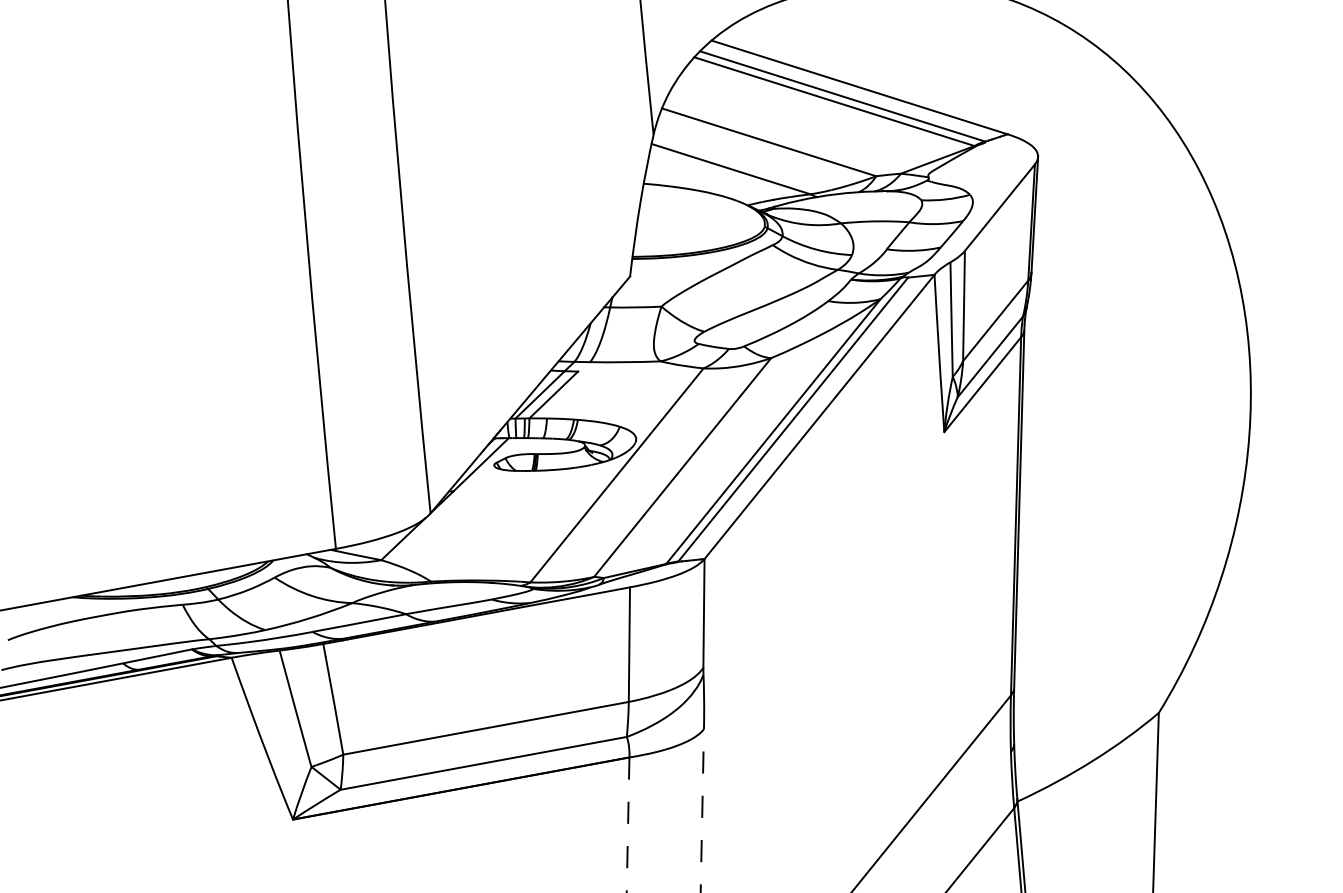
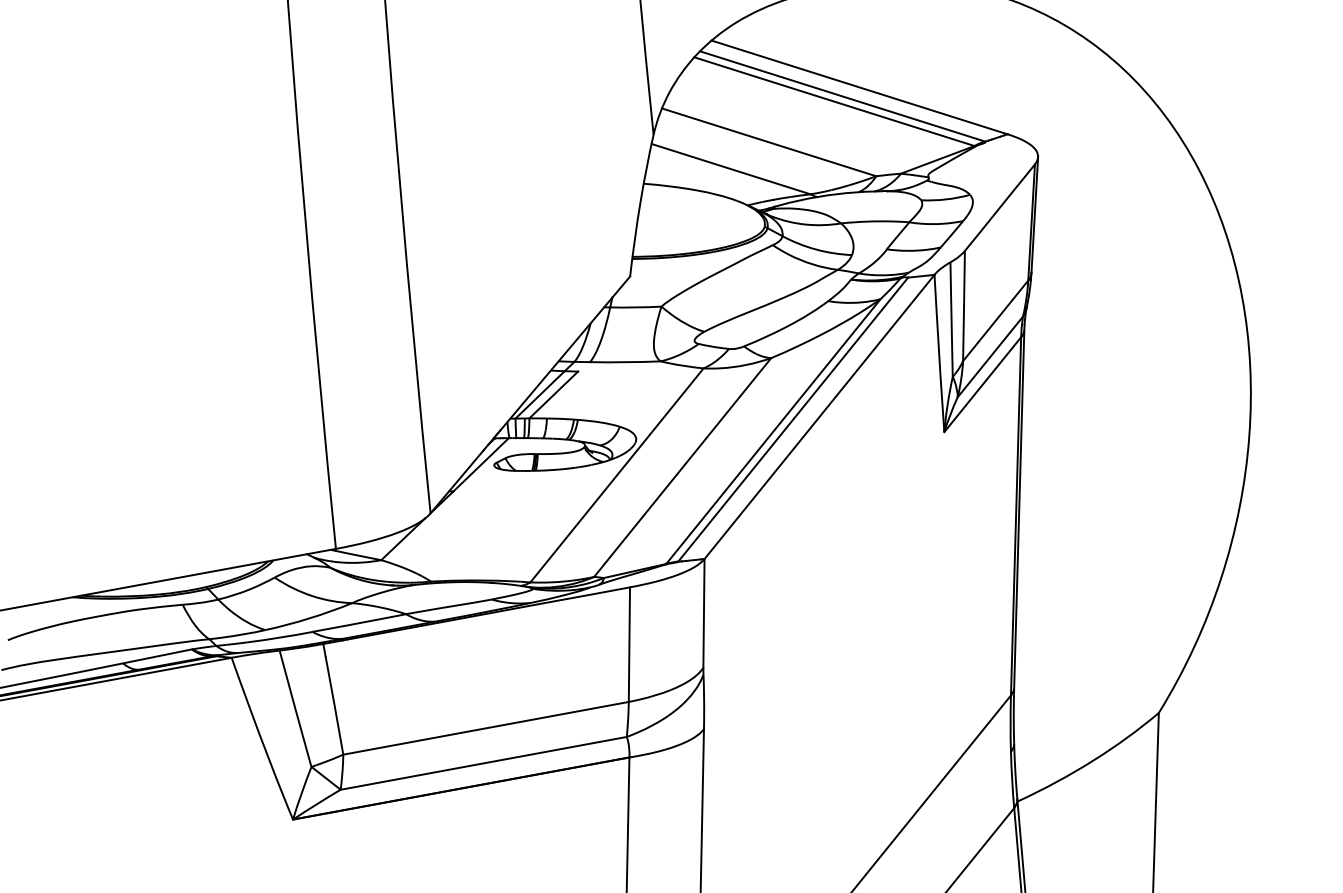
line: dashed -> solid (702, 811)
line: dashed -> solid (628, 825)
